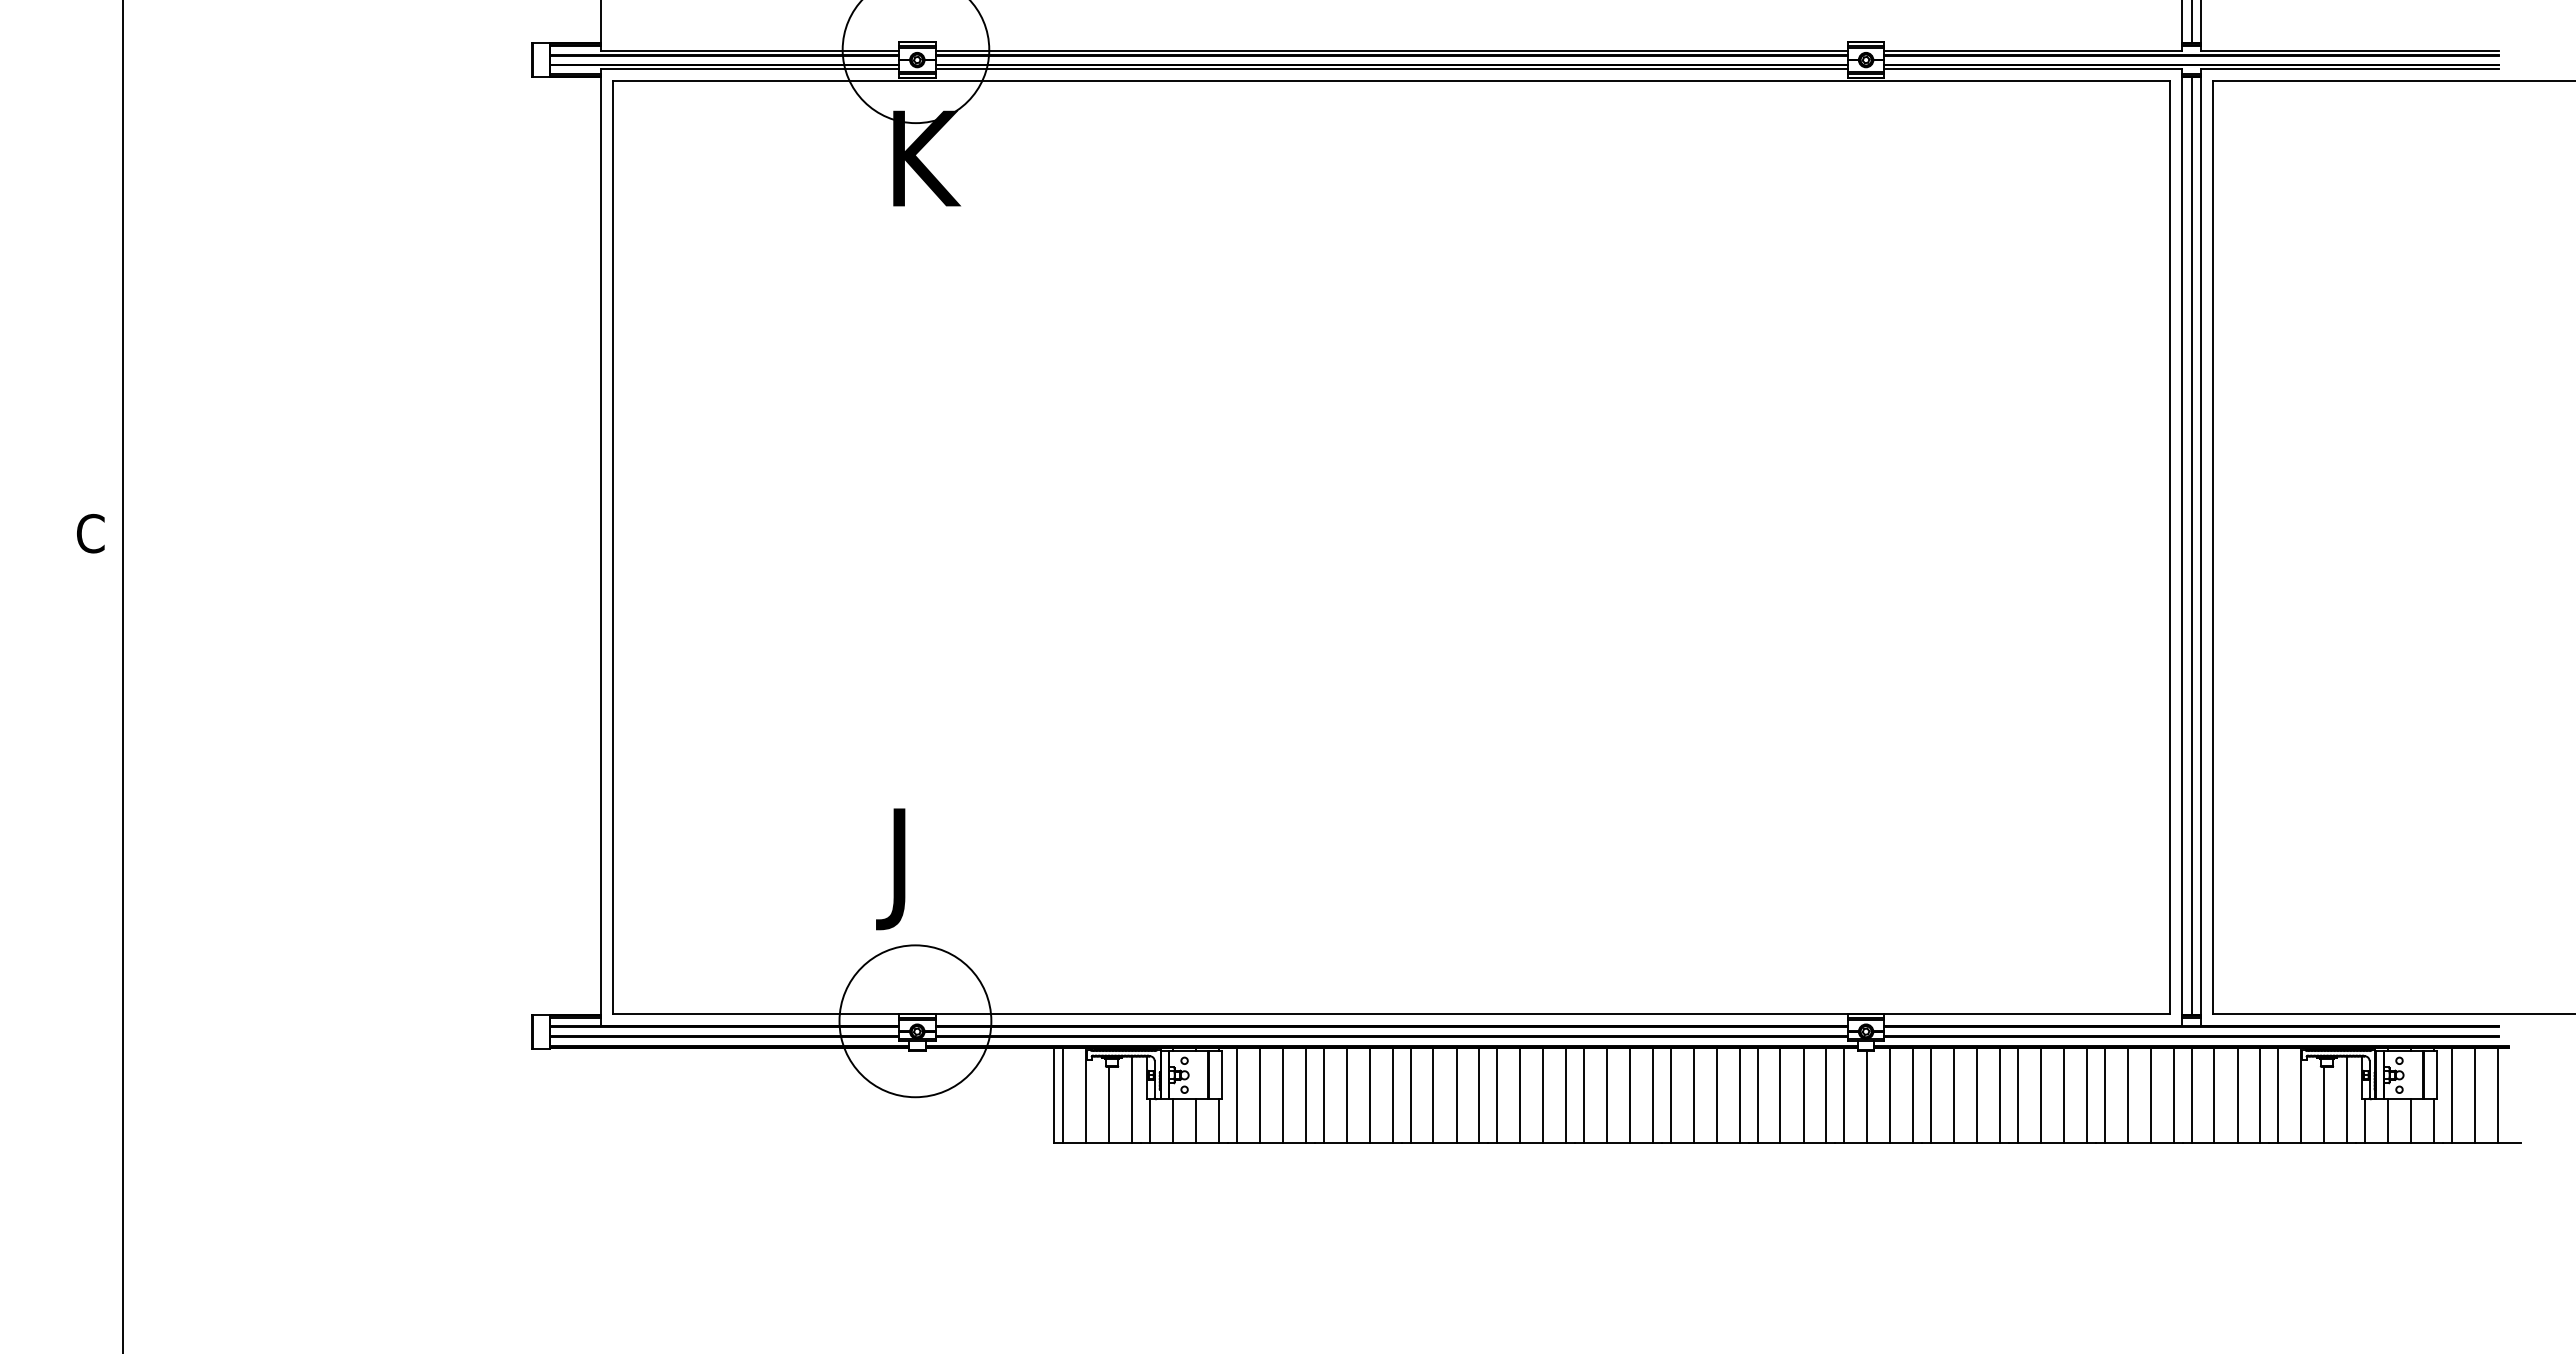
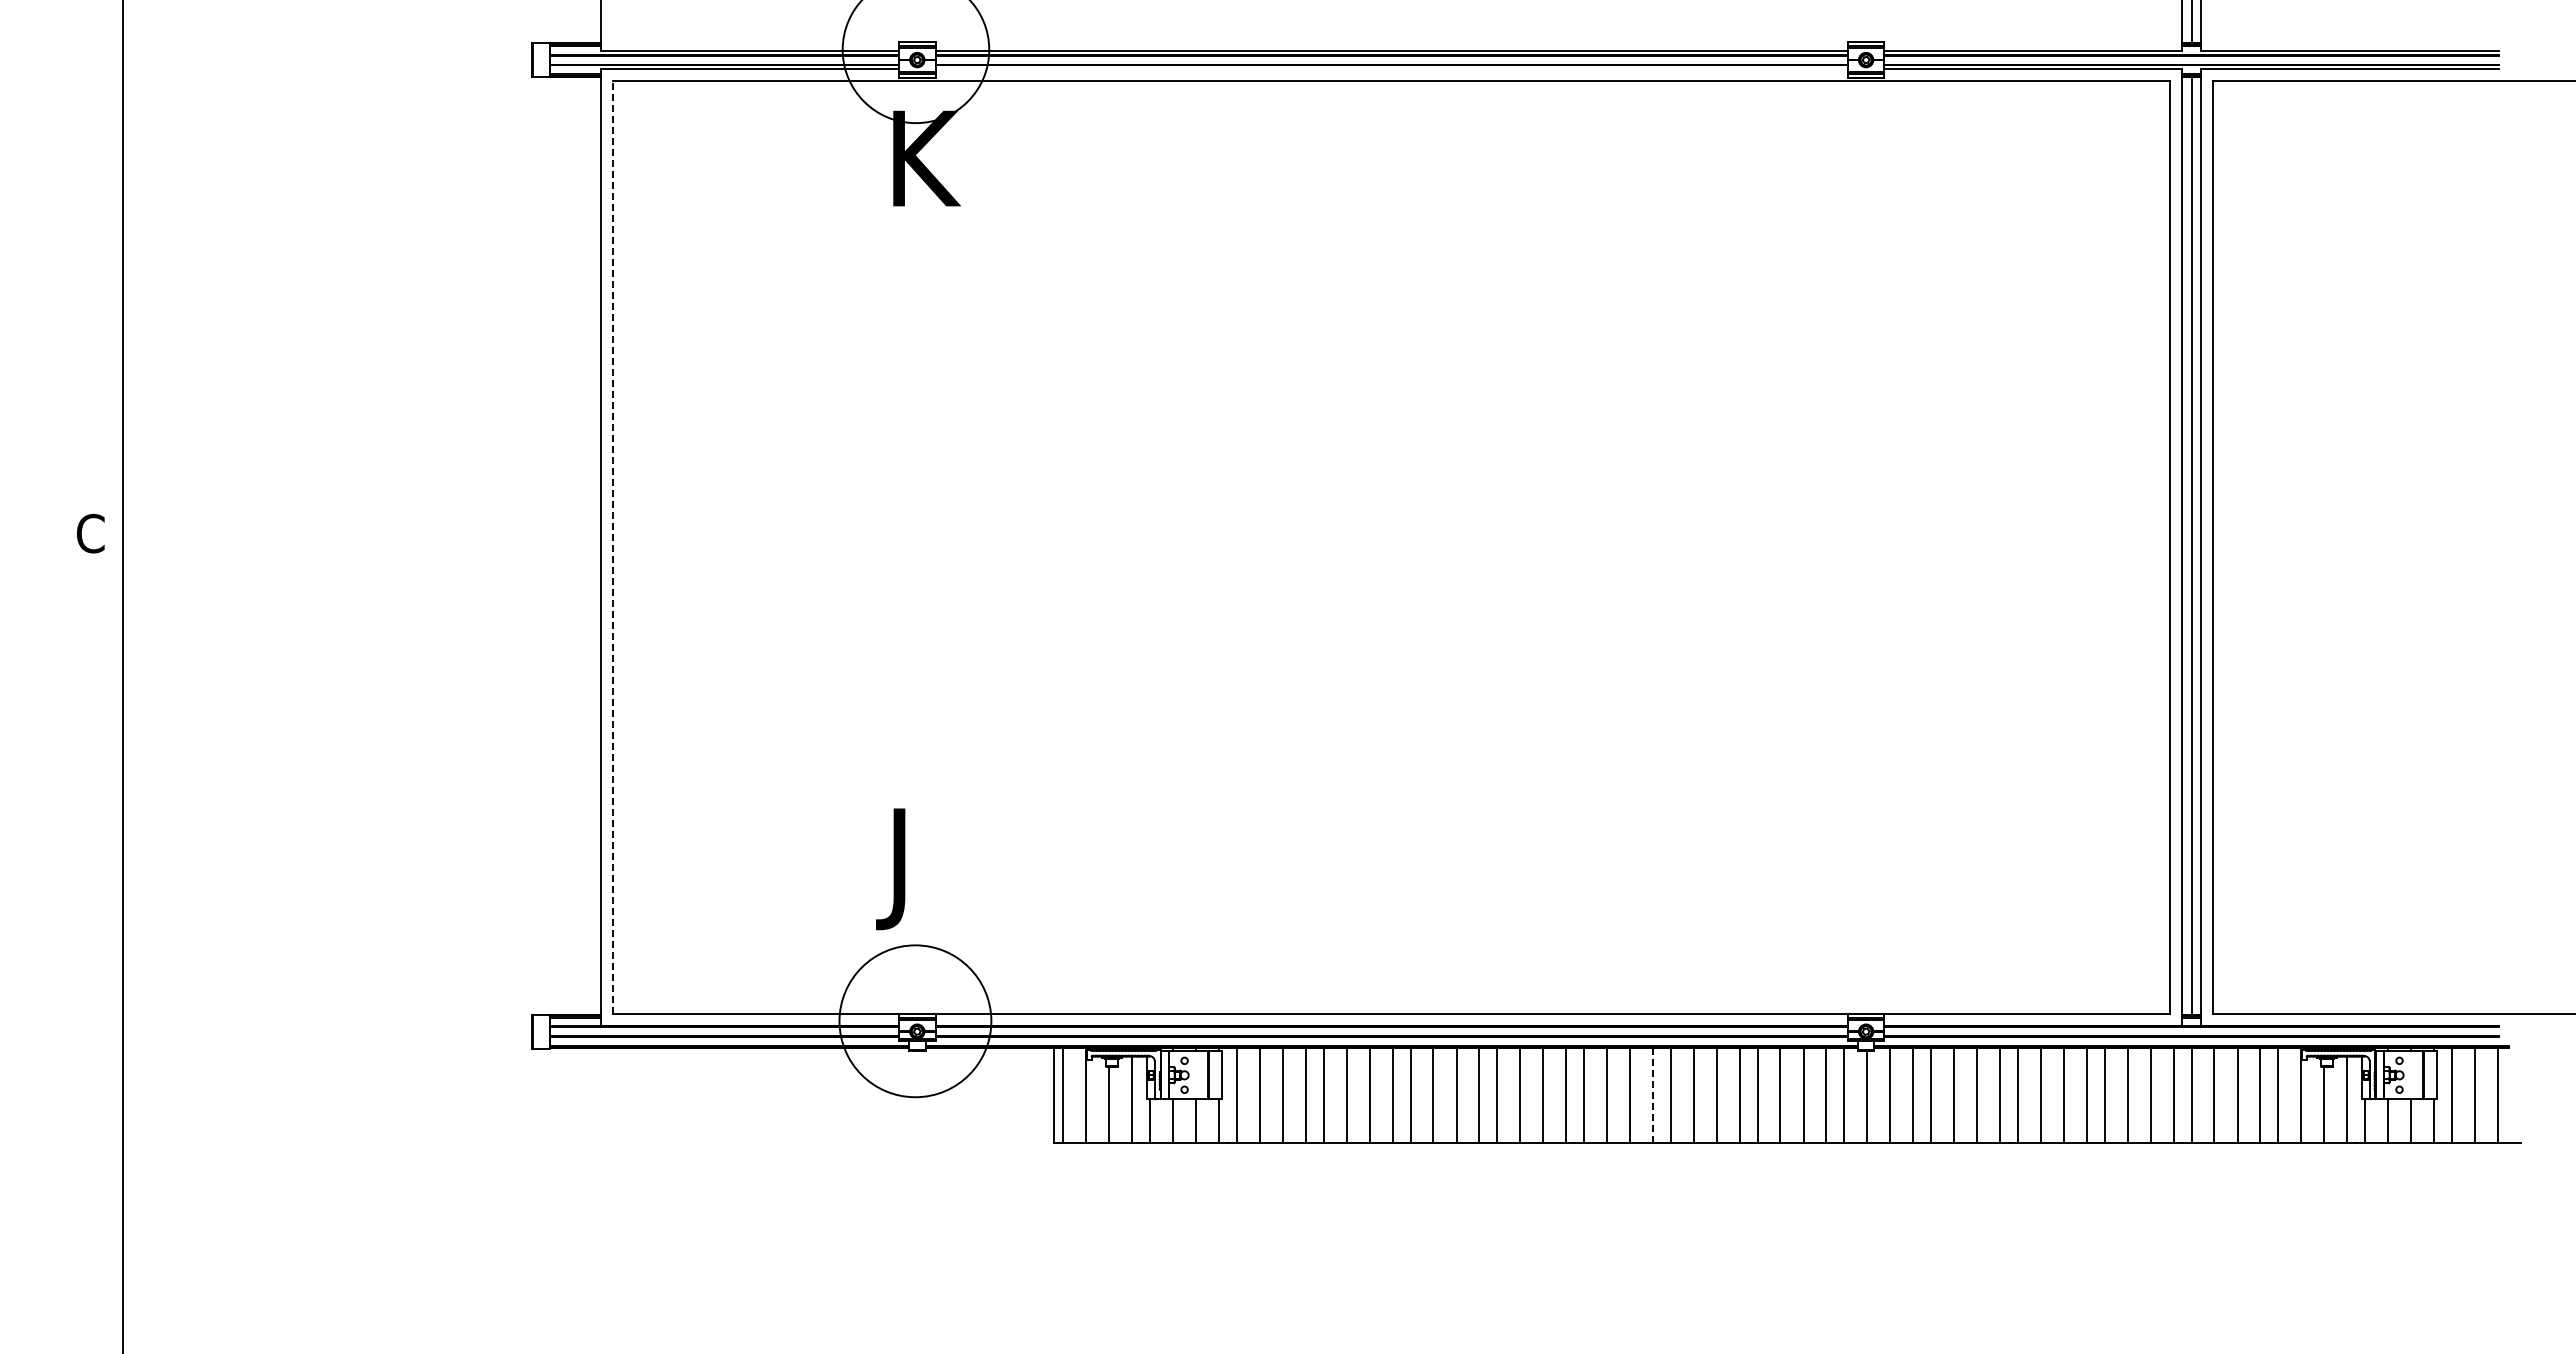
line: present -> none (1391, 69)
line: solid -> dashed (613, 546)
line: solid -> dashed (1652, 1095)
